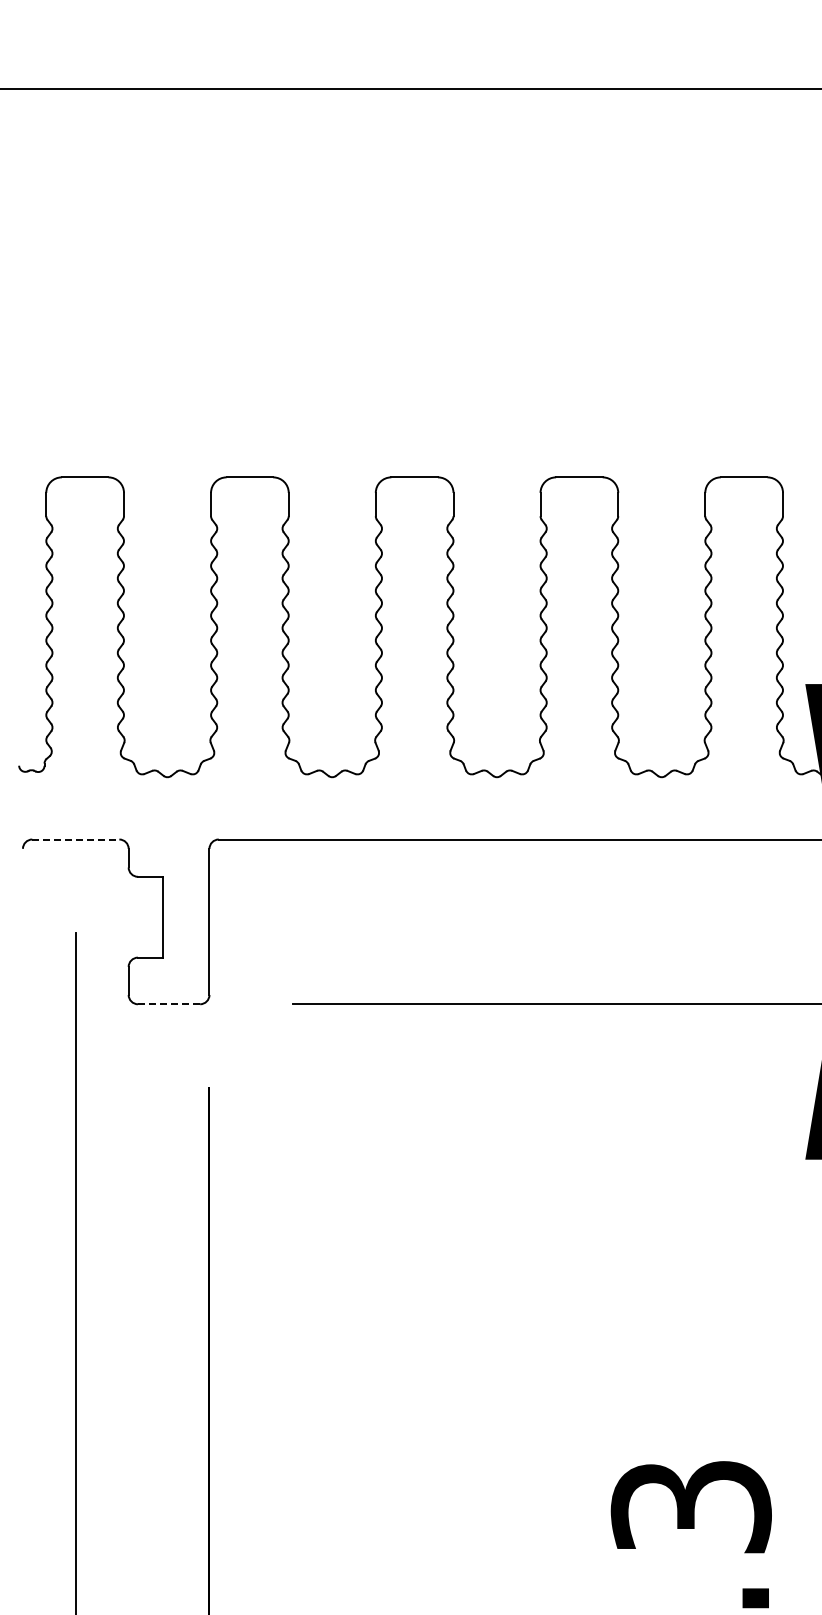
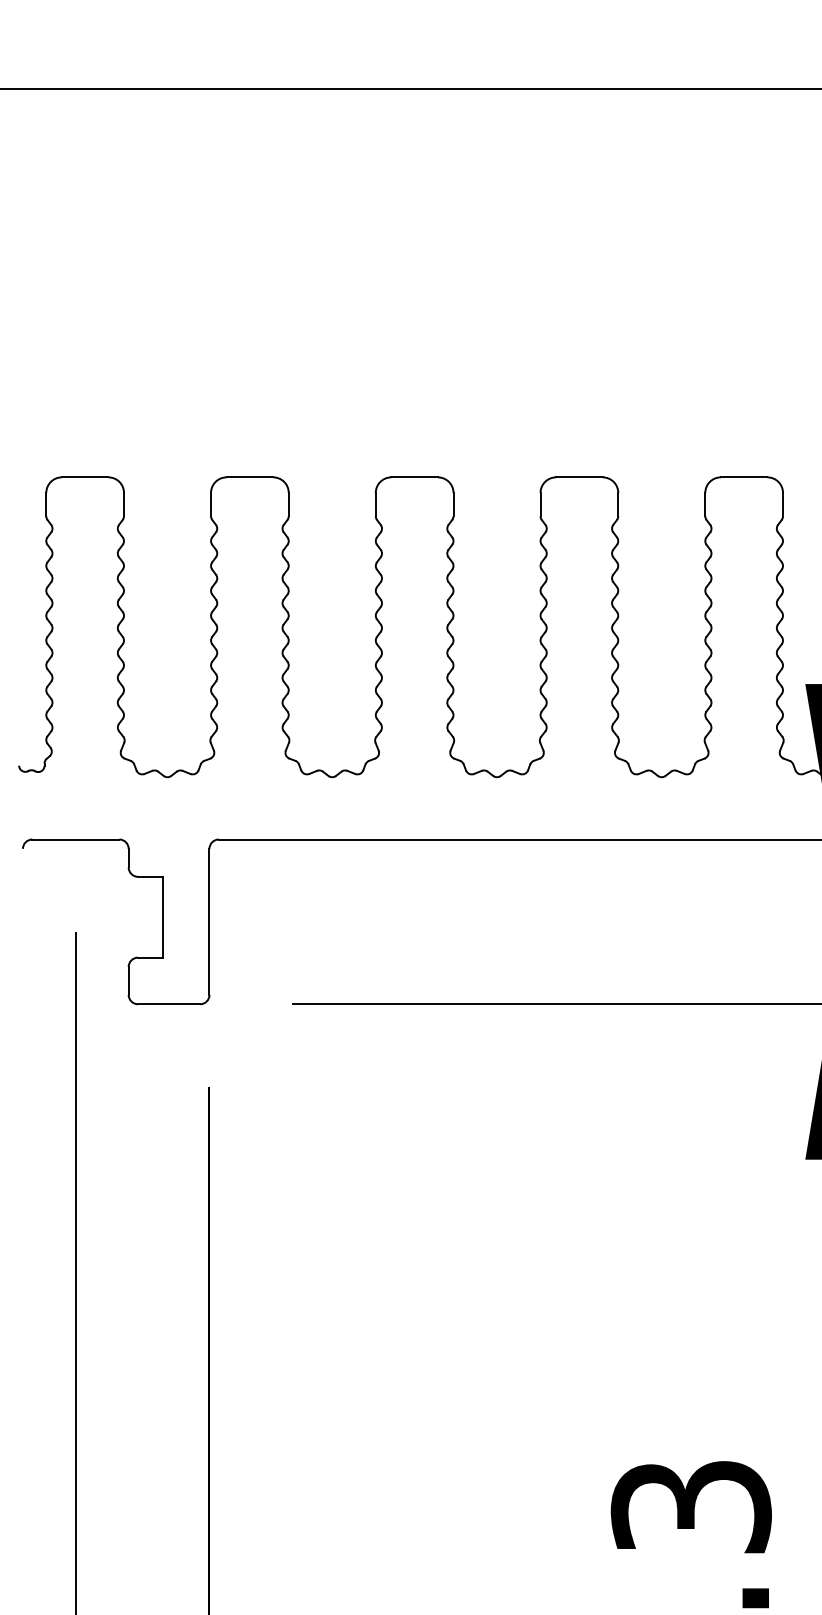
line: dashed -> solid (75, 839)
line: dashed -> solid (169, 1004)
